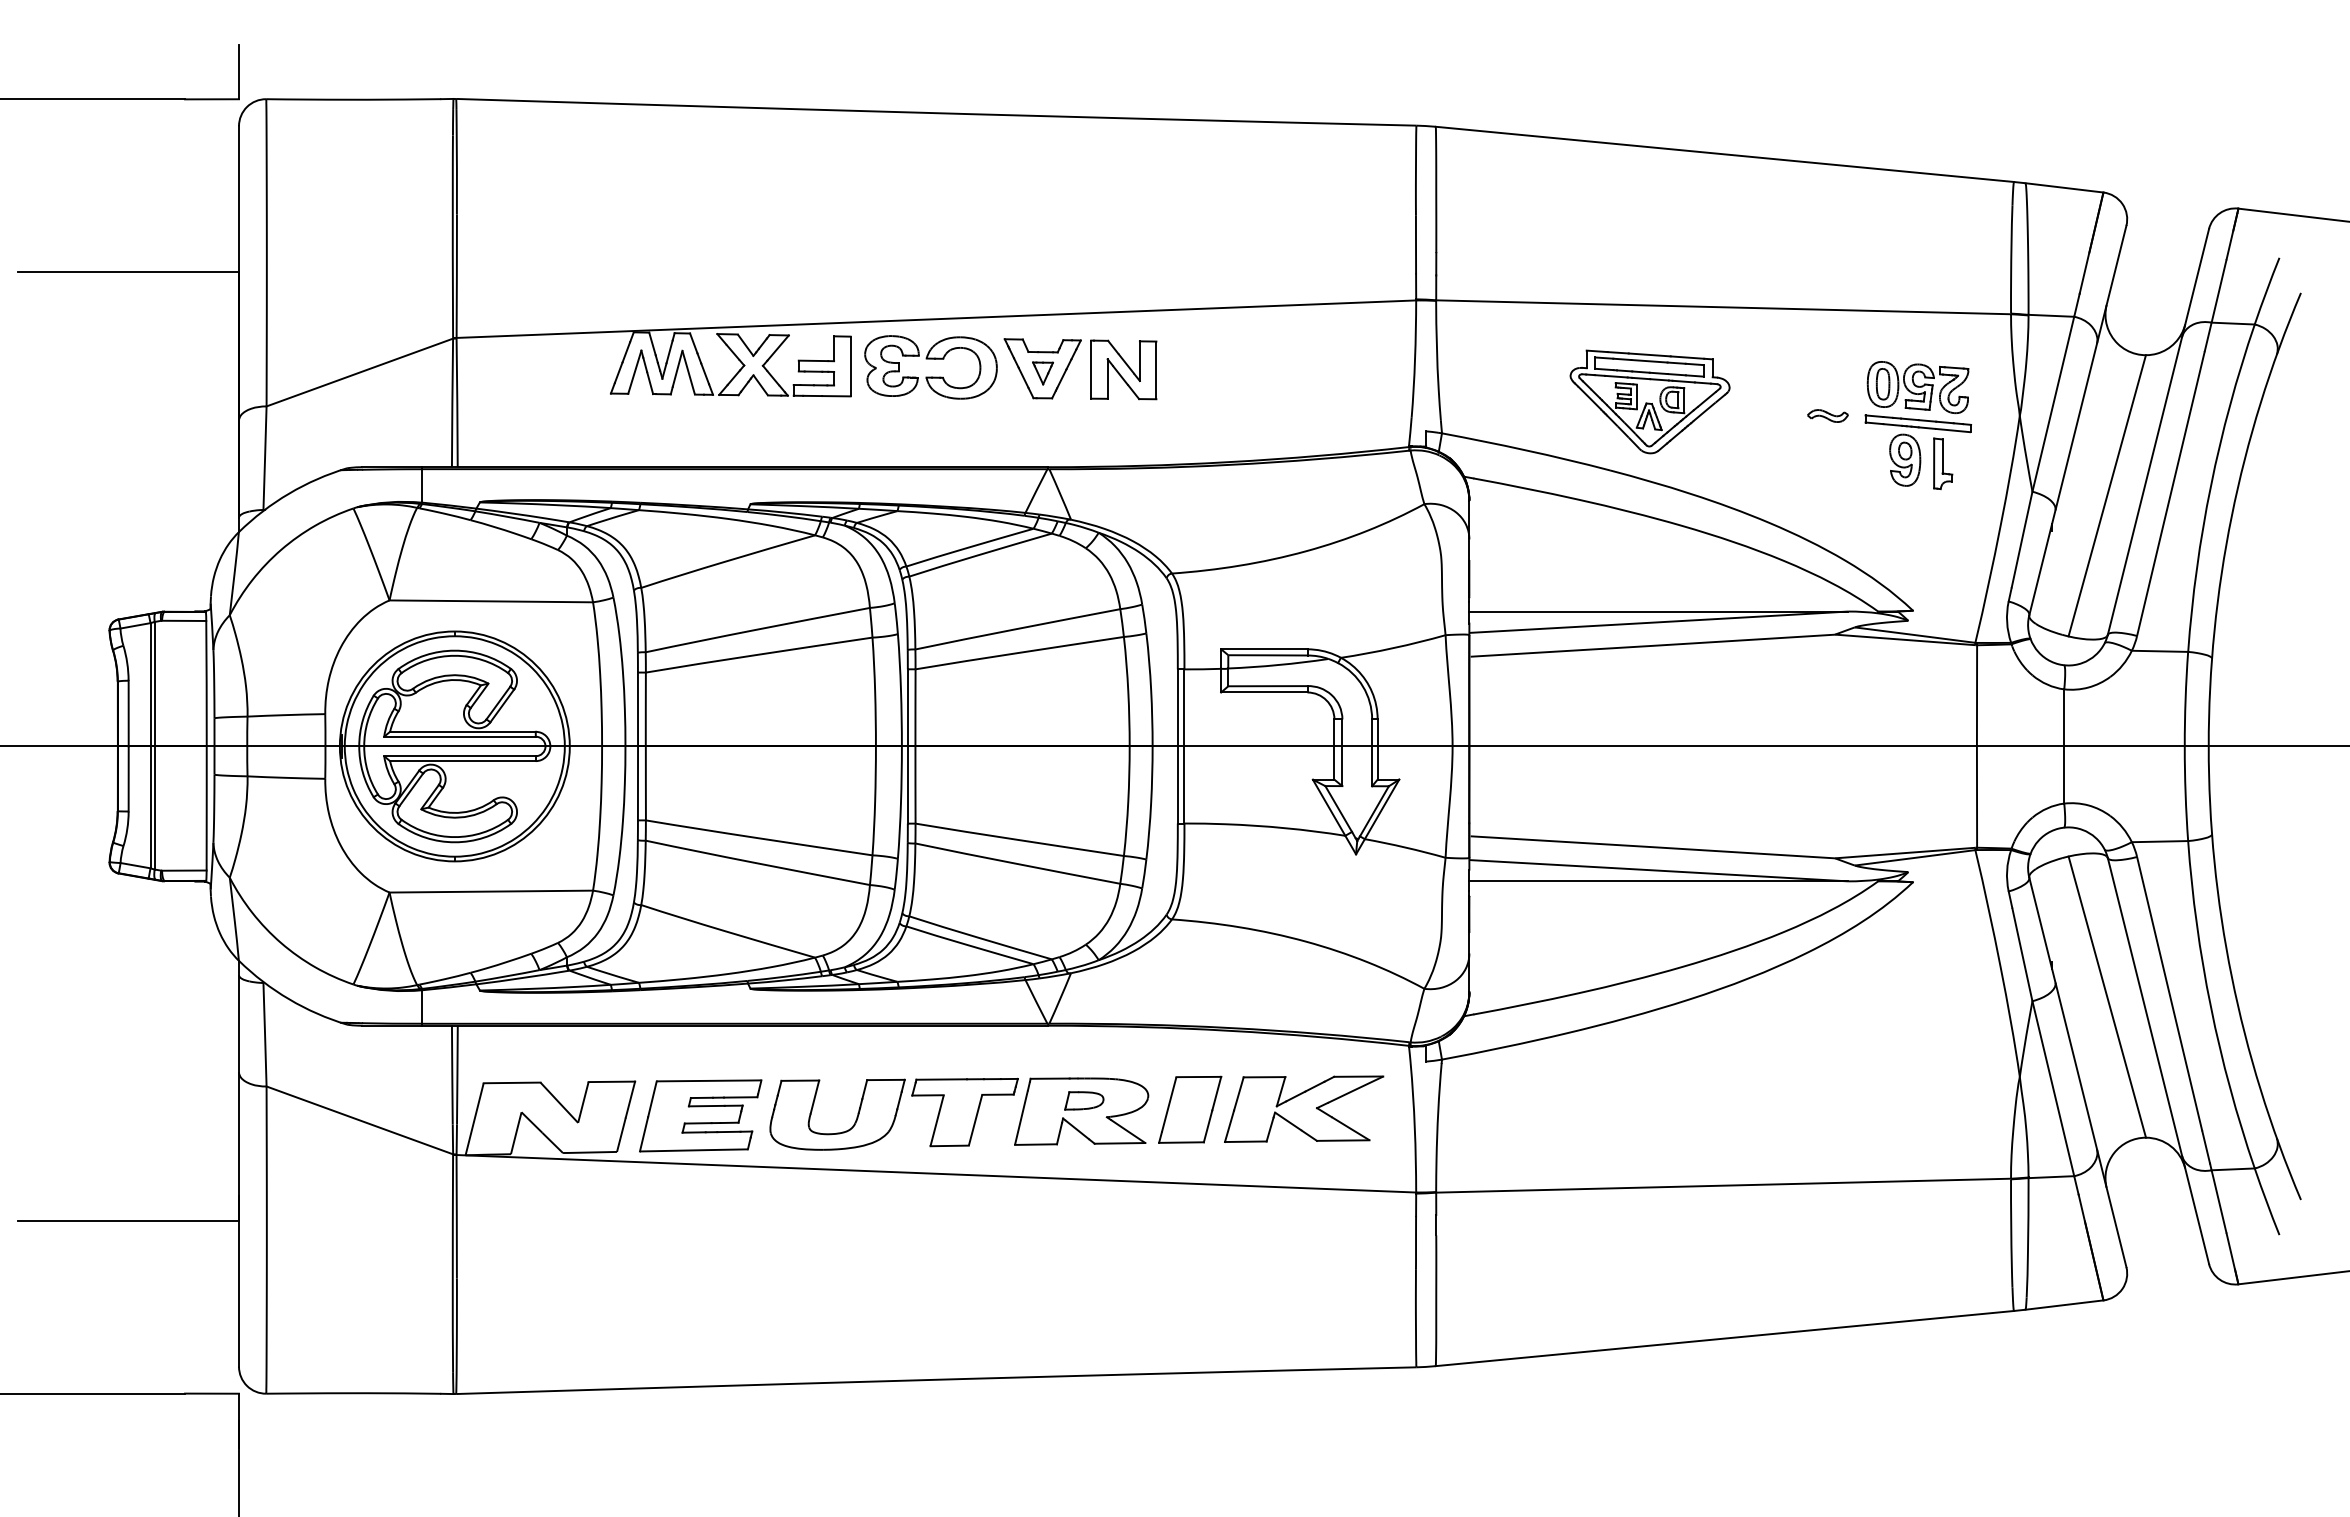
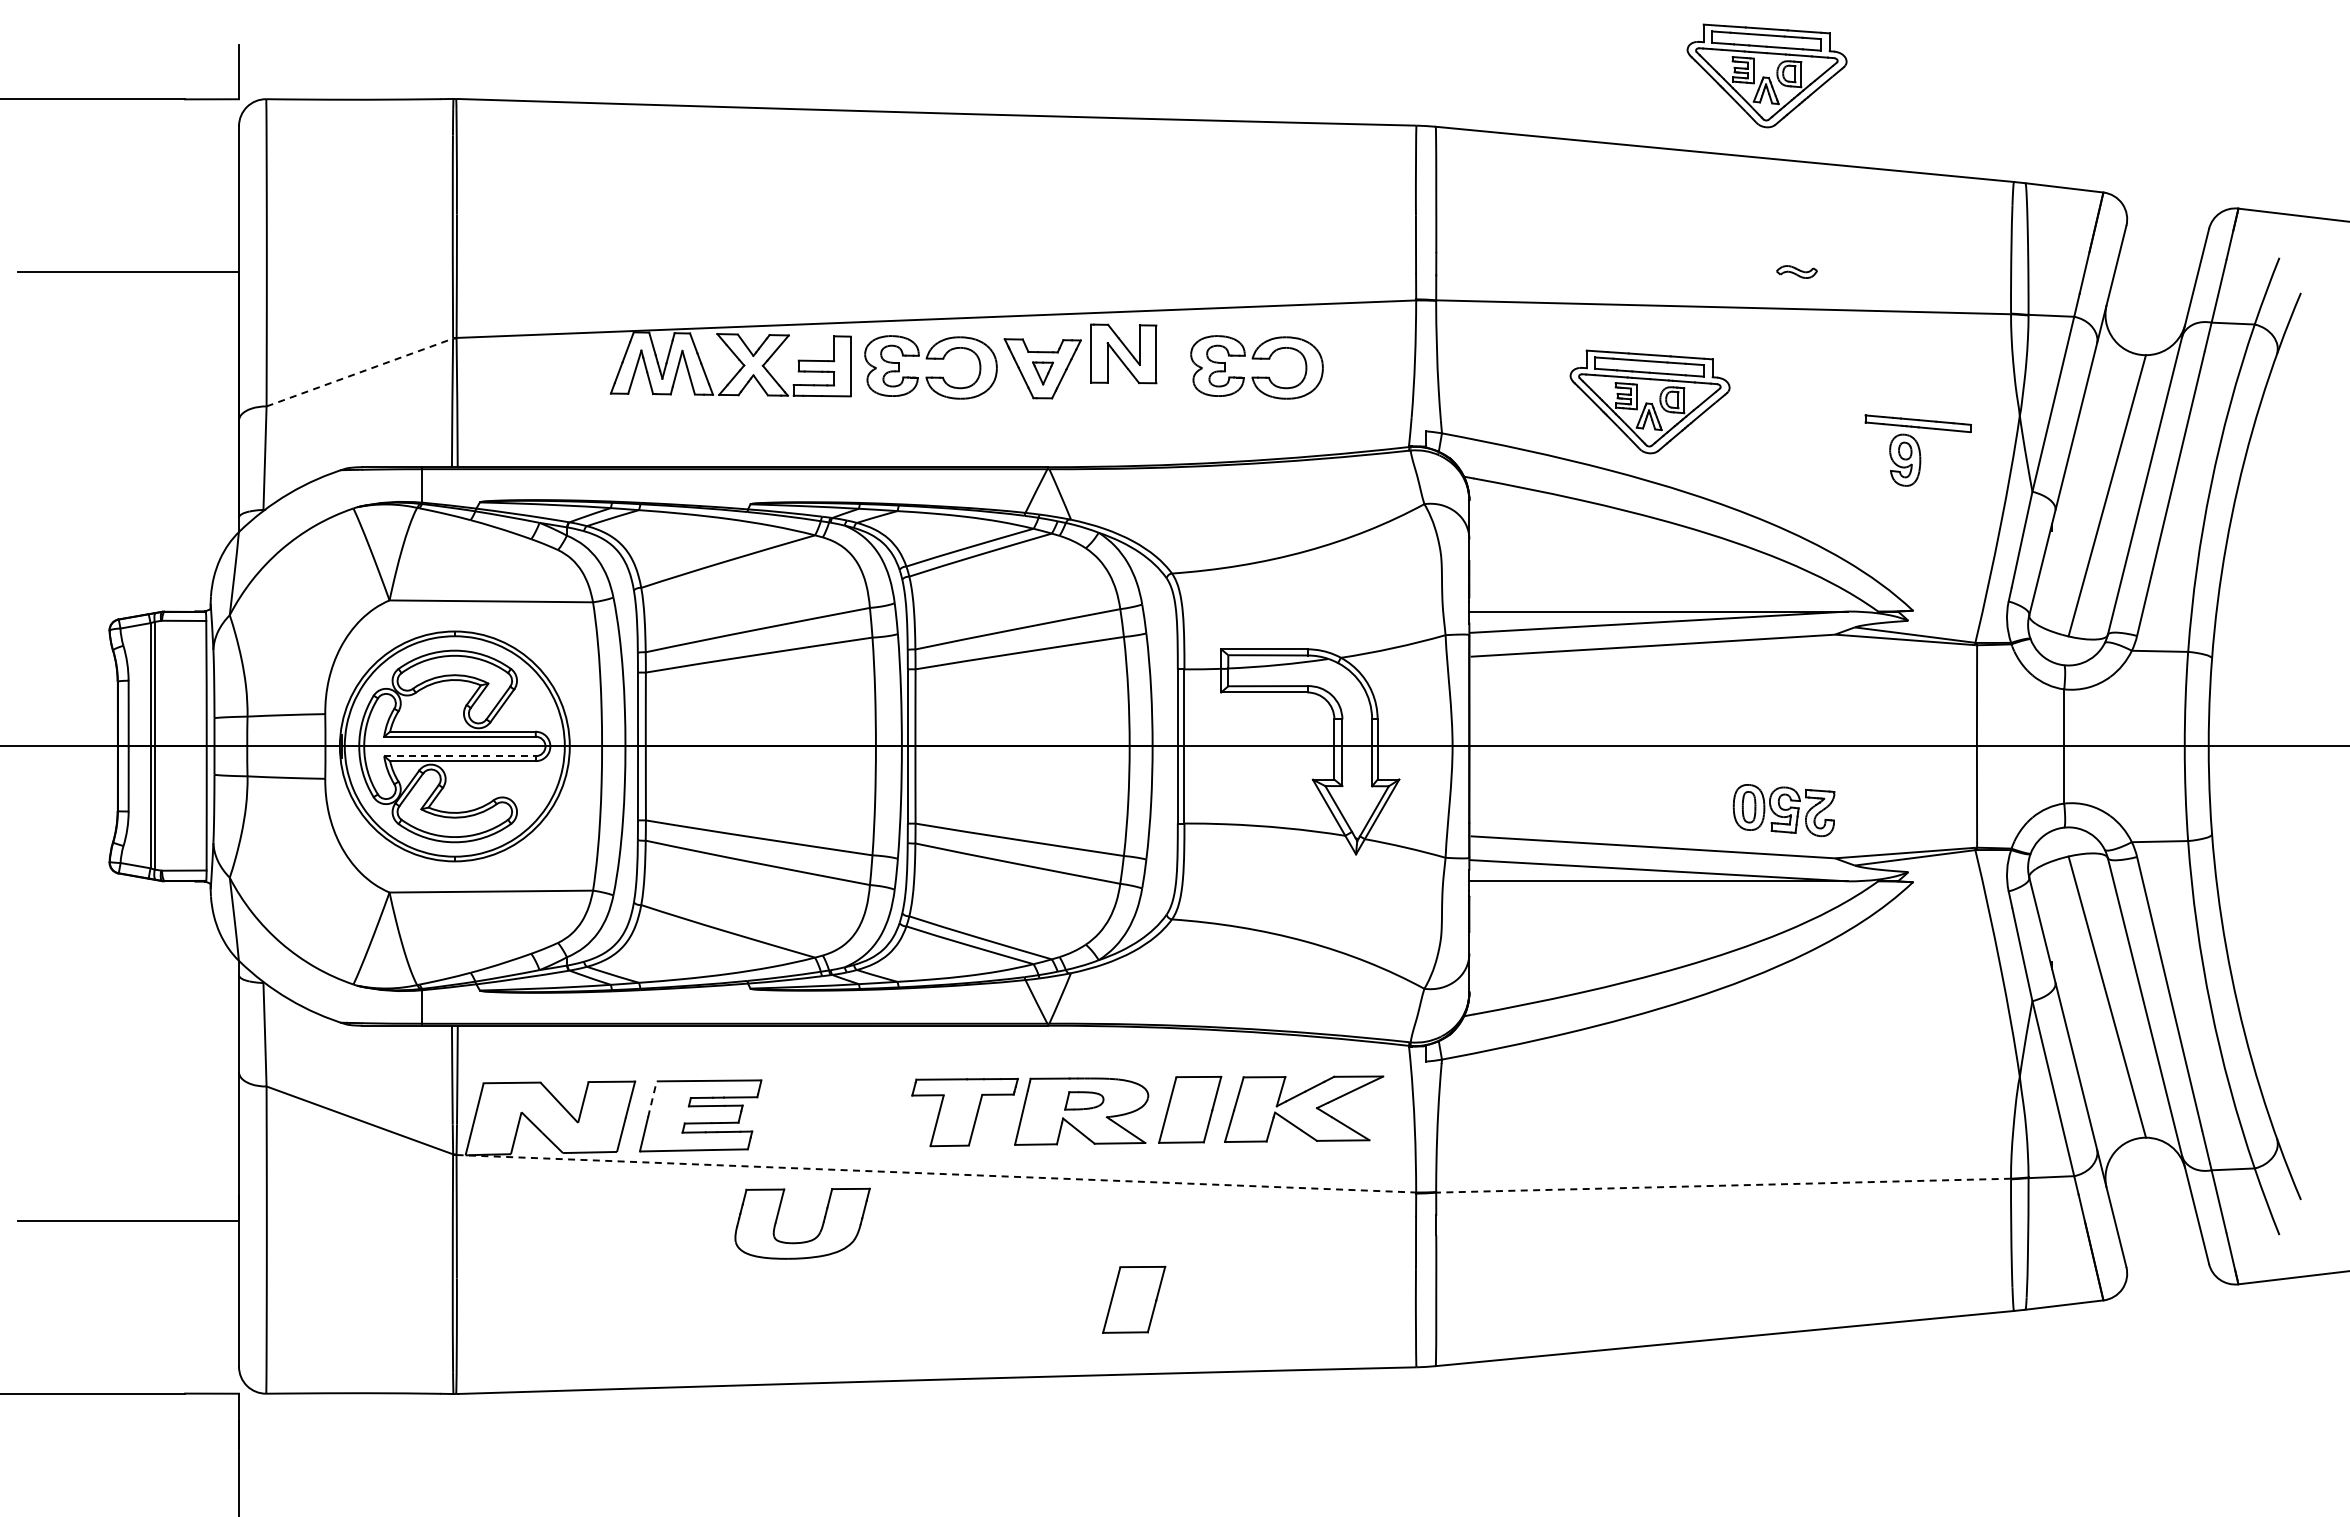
part: none -> present (1766, 75)
part: none -> present (1256, 359)
part position: (1123, 369) -> (1123, 353) (1123, 353)
line: solid -> dashed (360, 372)
part position: (1917, 387) -> (1783, 810) (1783, 810)
part position: (1827, 415) -> (1796, 271) (1796, 271)
part: present -> none (1943, 463)
line: solid -> dashed (460, 756)
line: solid -> dashed (652, 1098)
part position: (842, 1131) -> (807, 1240) (807, 1240)
line: solid -> dashed (936, 1173)
line: solid -> dashed (1723, 1185)
part: none -> present (1134, 1299)
